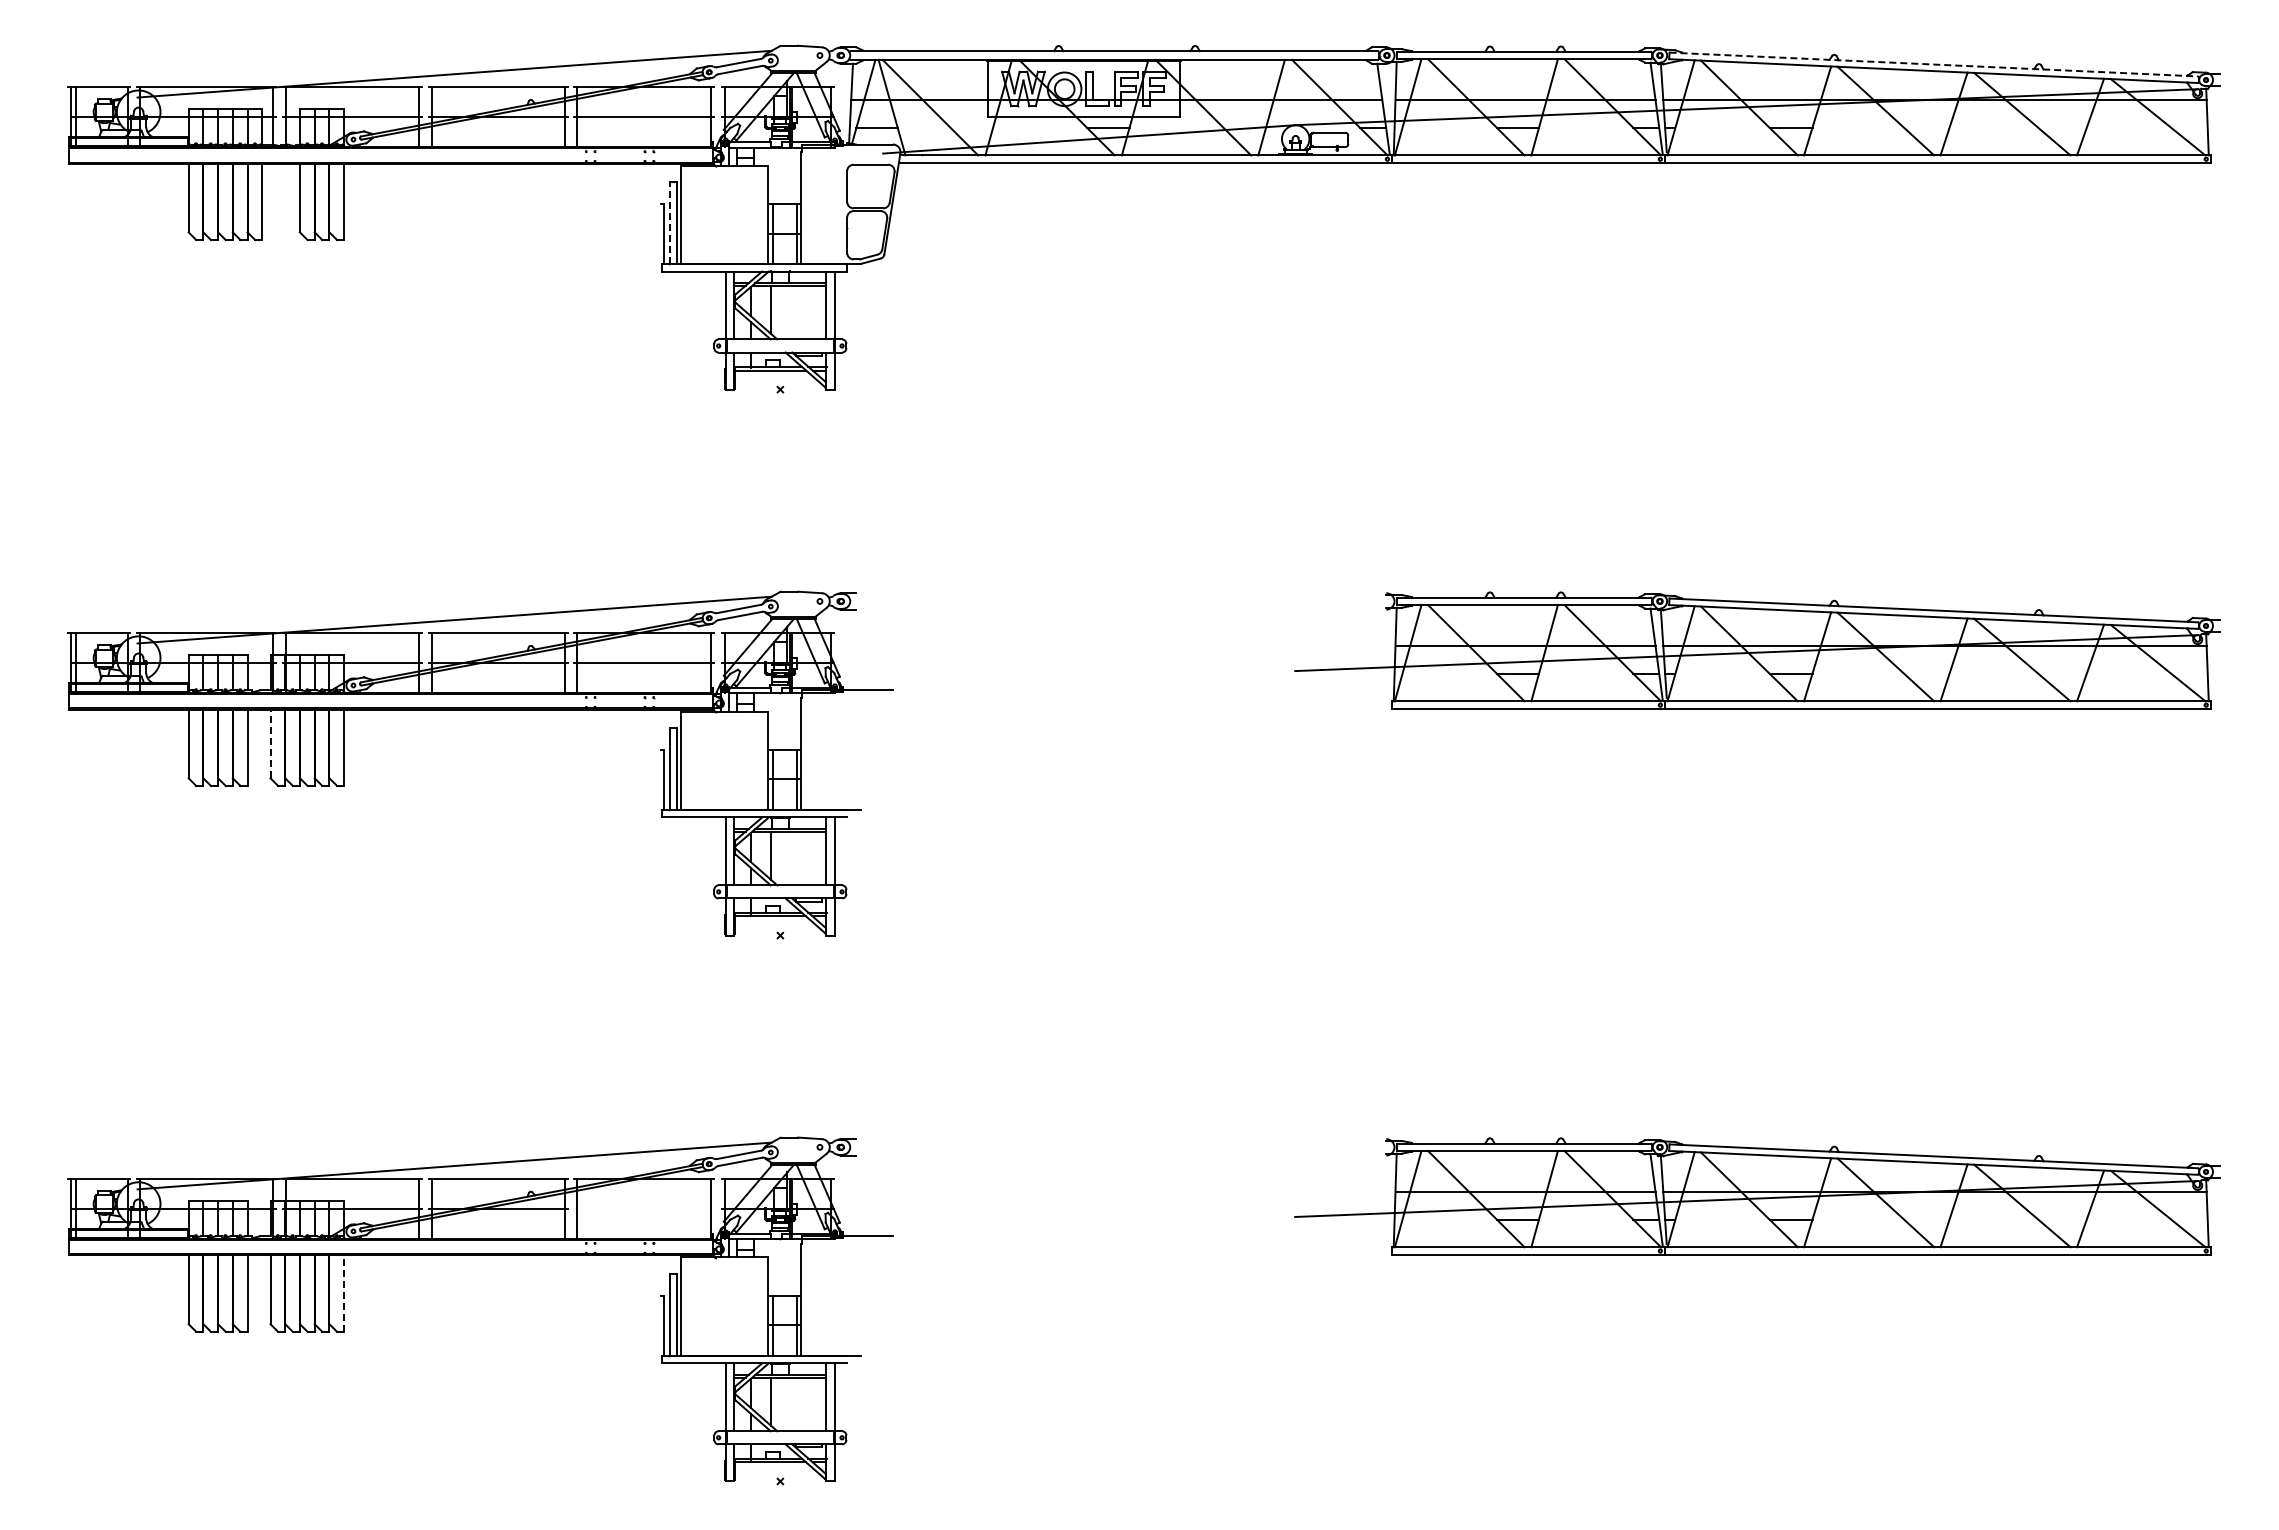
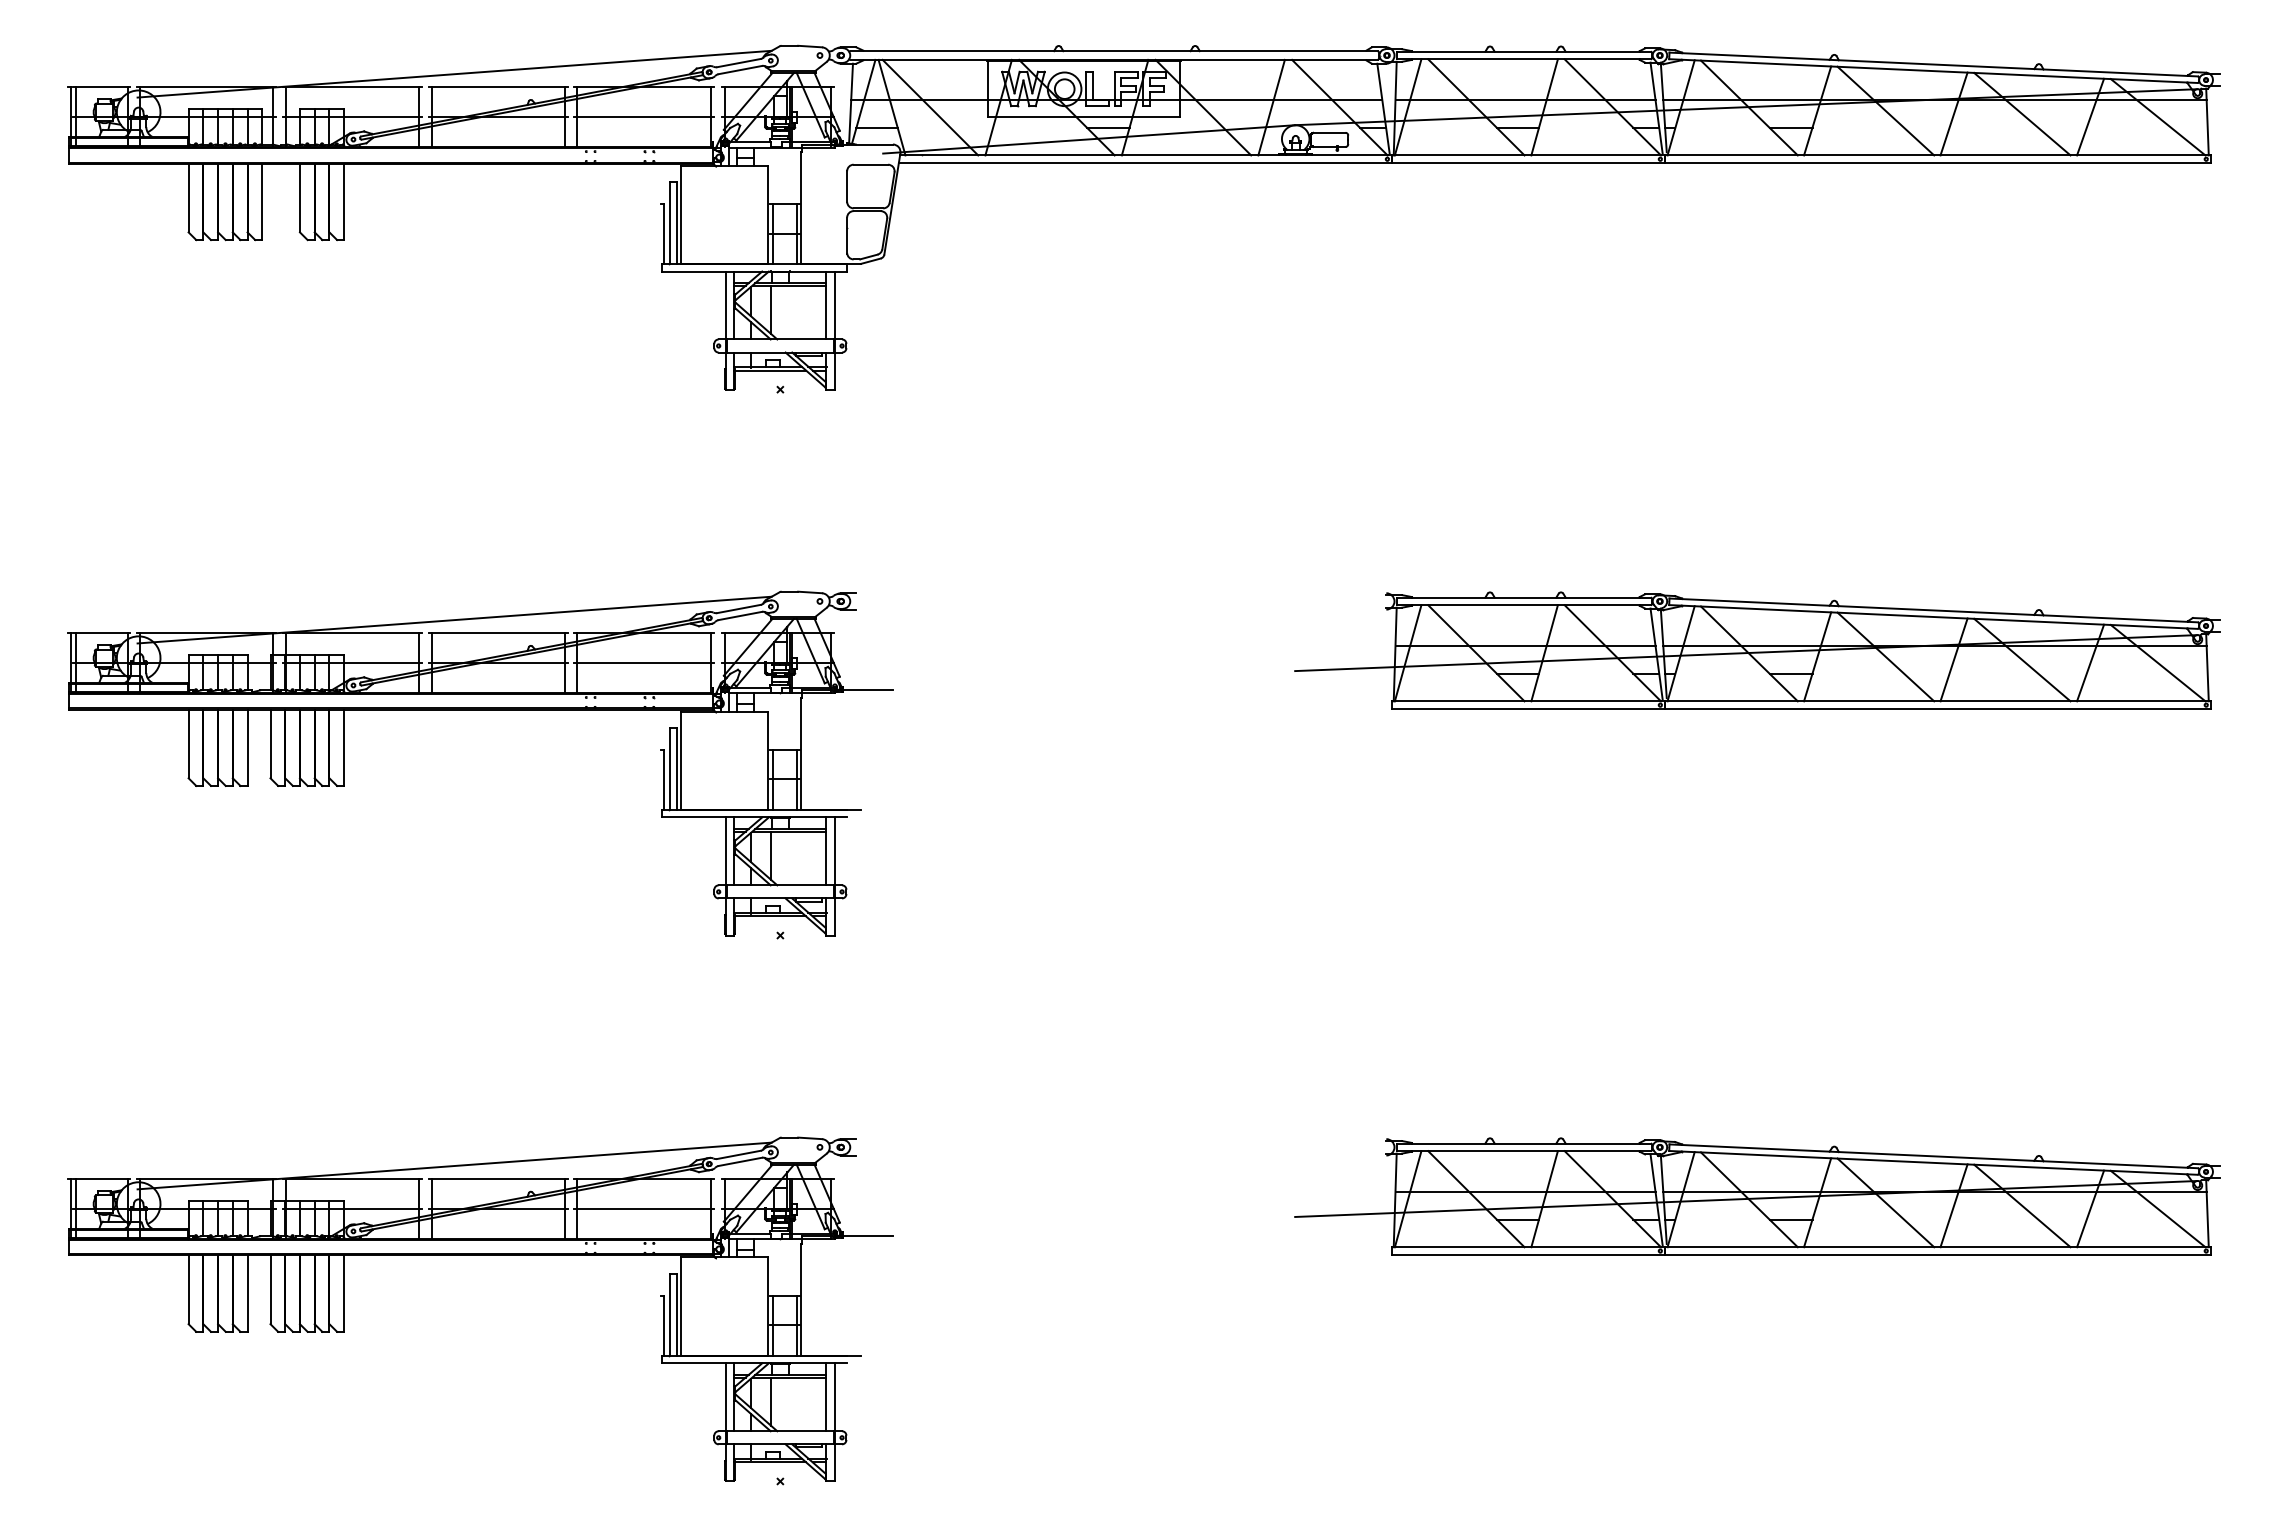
line: dashed -> solid (1934, 64)
line: dashed -> solid (669, 222)
line: dashed -> solid (270, 743)
line: none -> present (643, 1208)
line: dashed -> solid (344, 1293)
